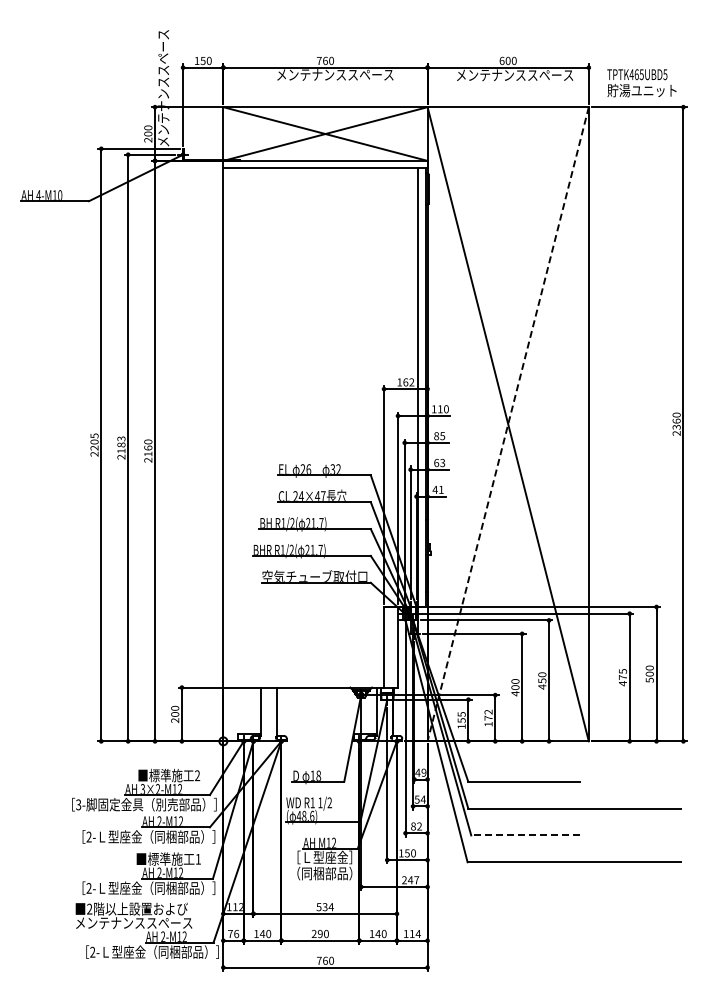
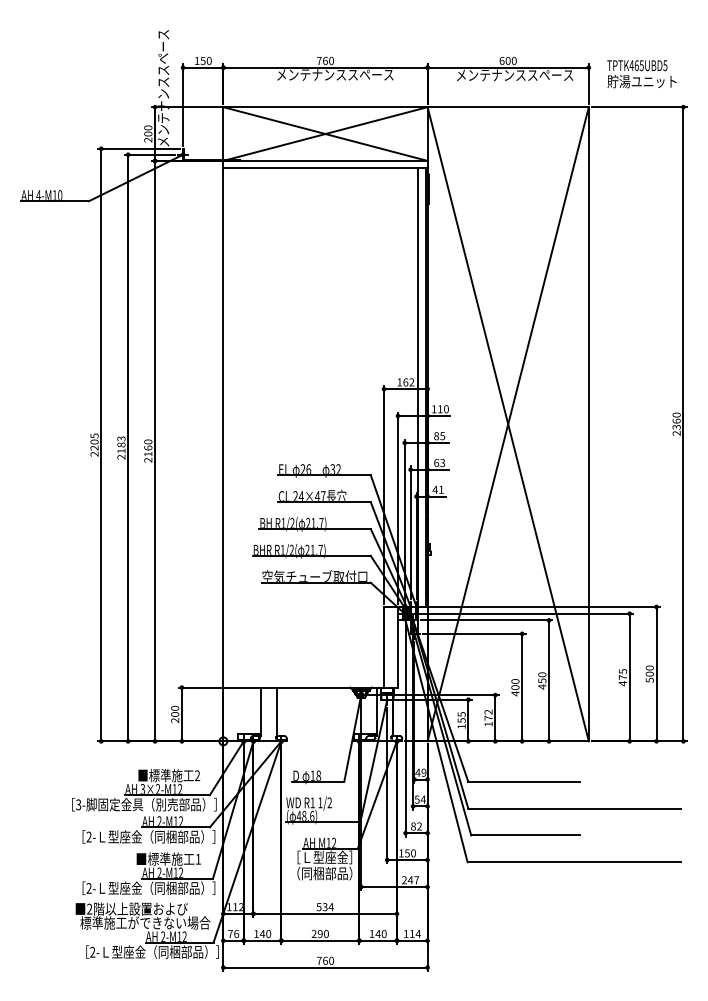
text position: (641, 83) -> (641, 74) (641, 74)
line: dashed -> solid (508, 424)
line: dashed -> solid (524, 835)
text: メンテナンススペース -> 標準施工ができない場合 (143, 922)
